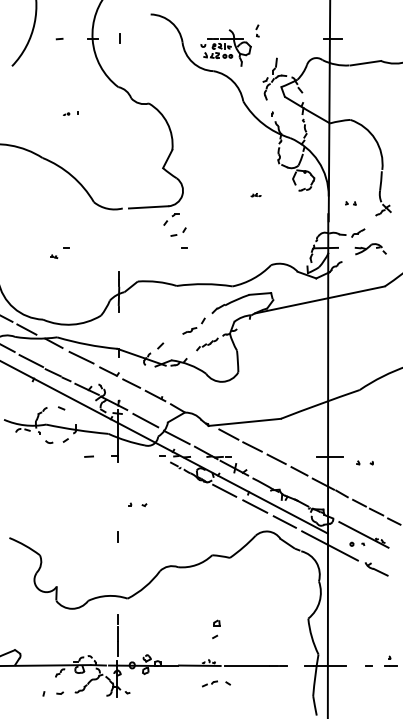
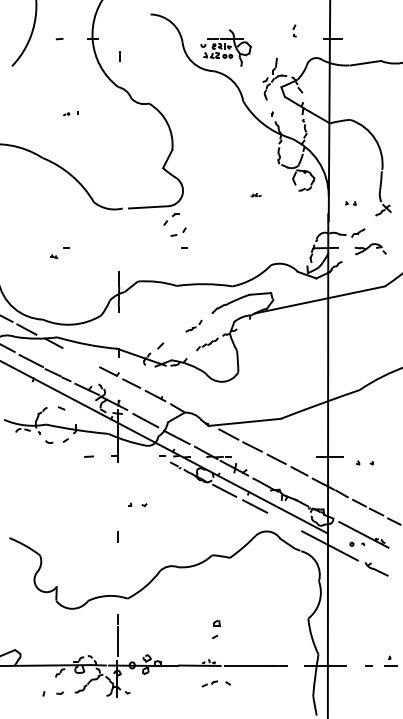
part position: (257, 30) -> (294, 30) (294, 30)
line position: (119, 38) -> (119, 56) (119, 56)
part size: 24x18 px -> 18x14 px (193, 325)
line: present -> none (81, 357)
line: present -> none (284, 521)
